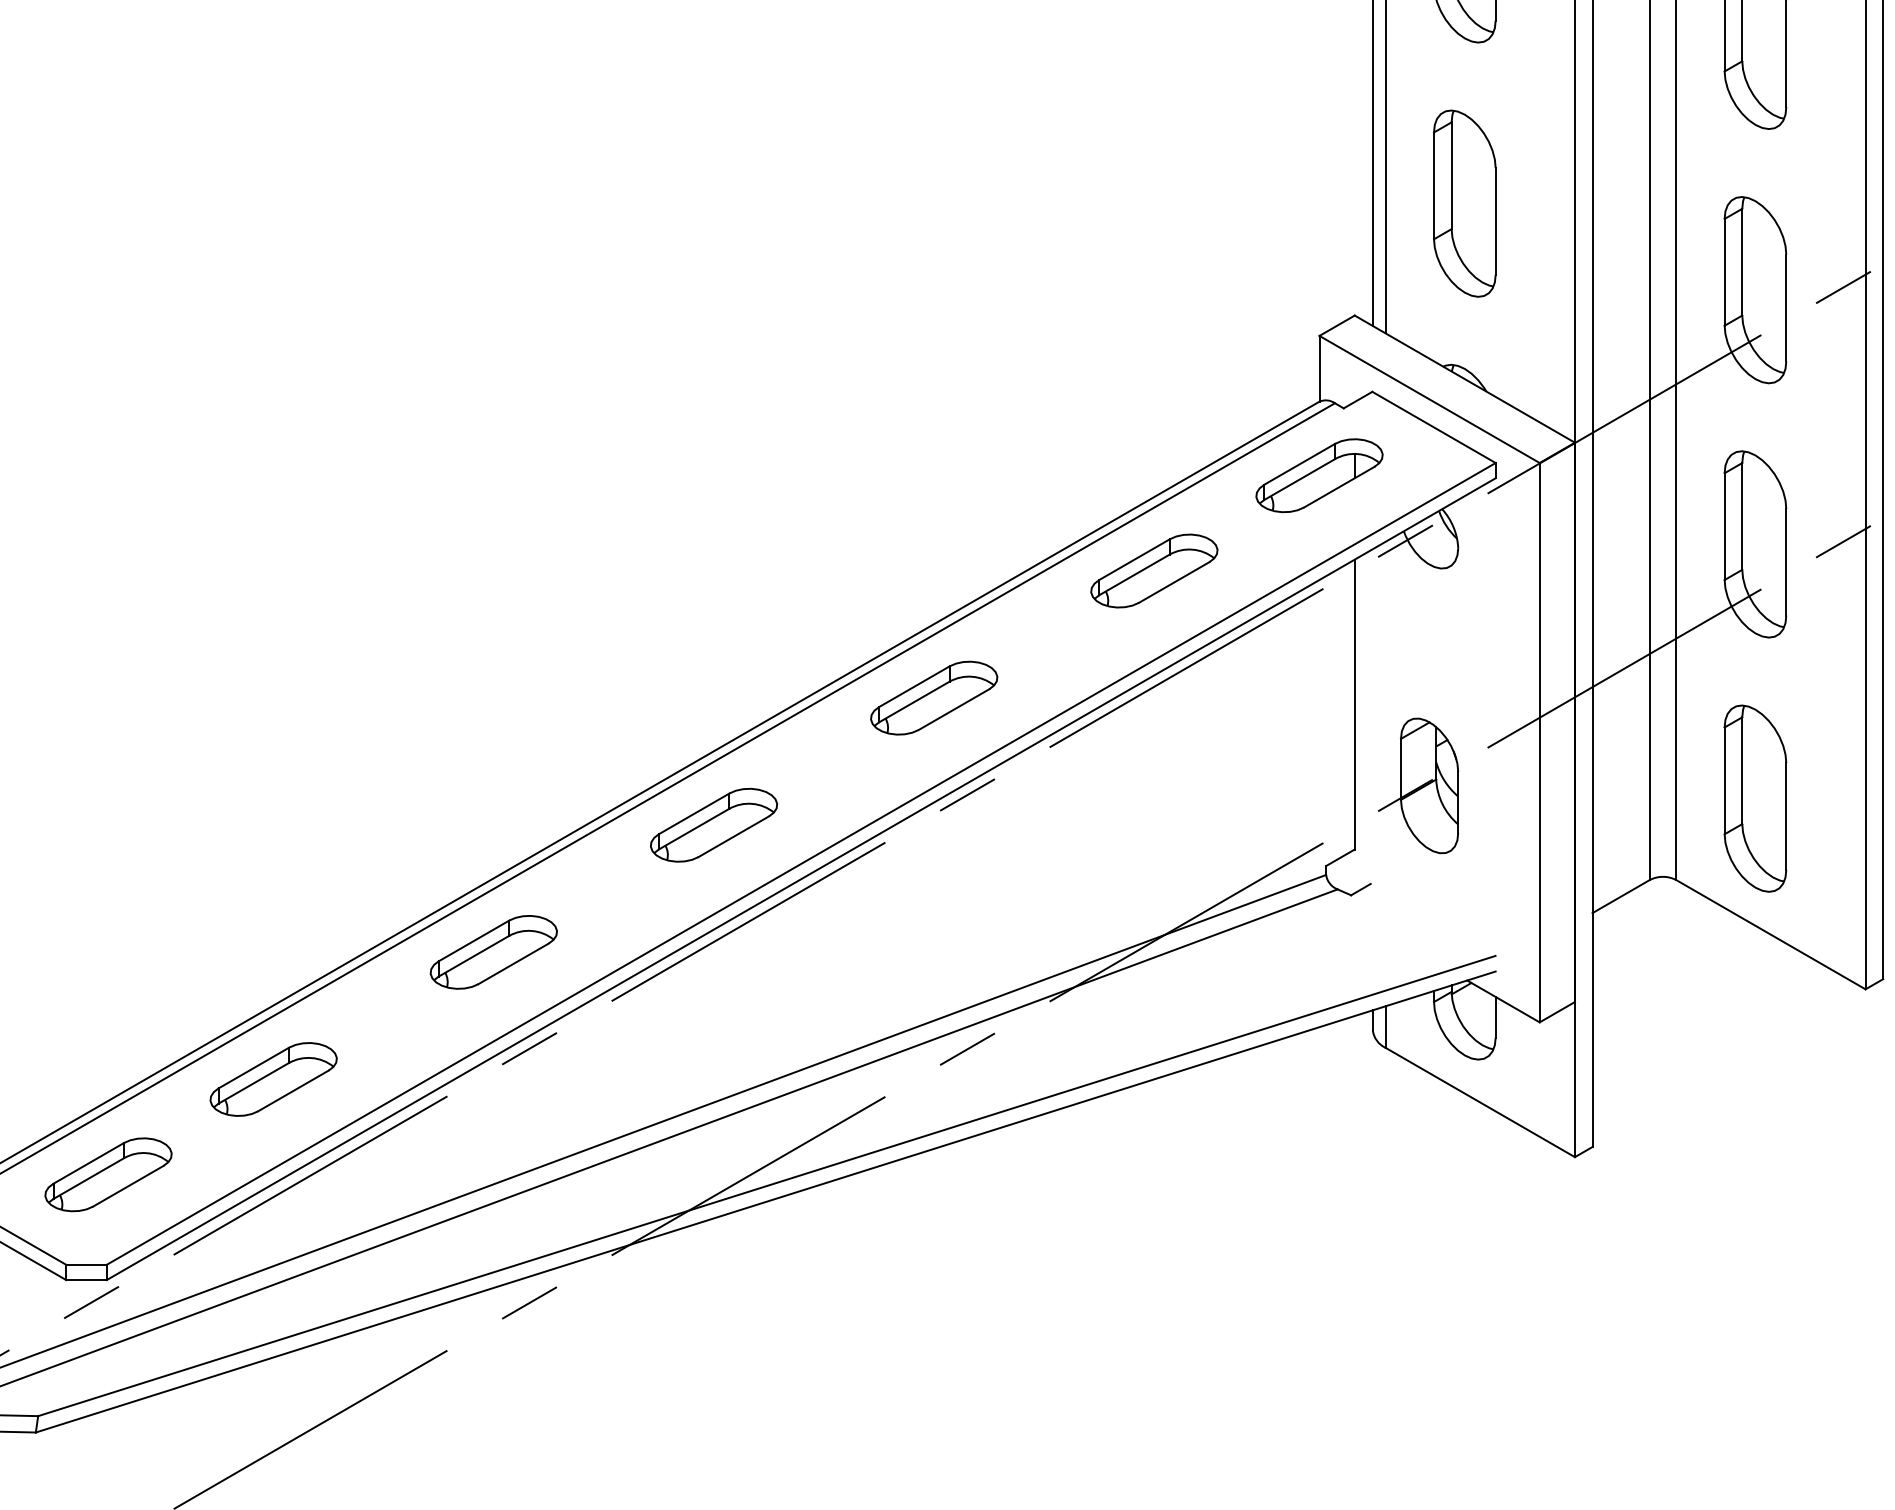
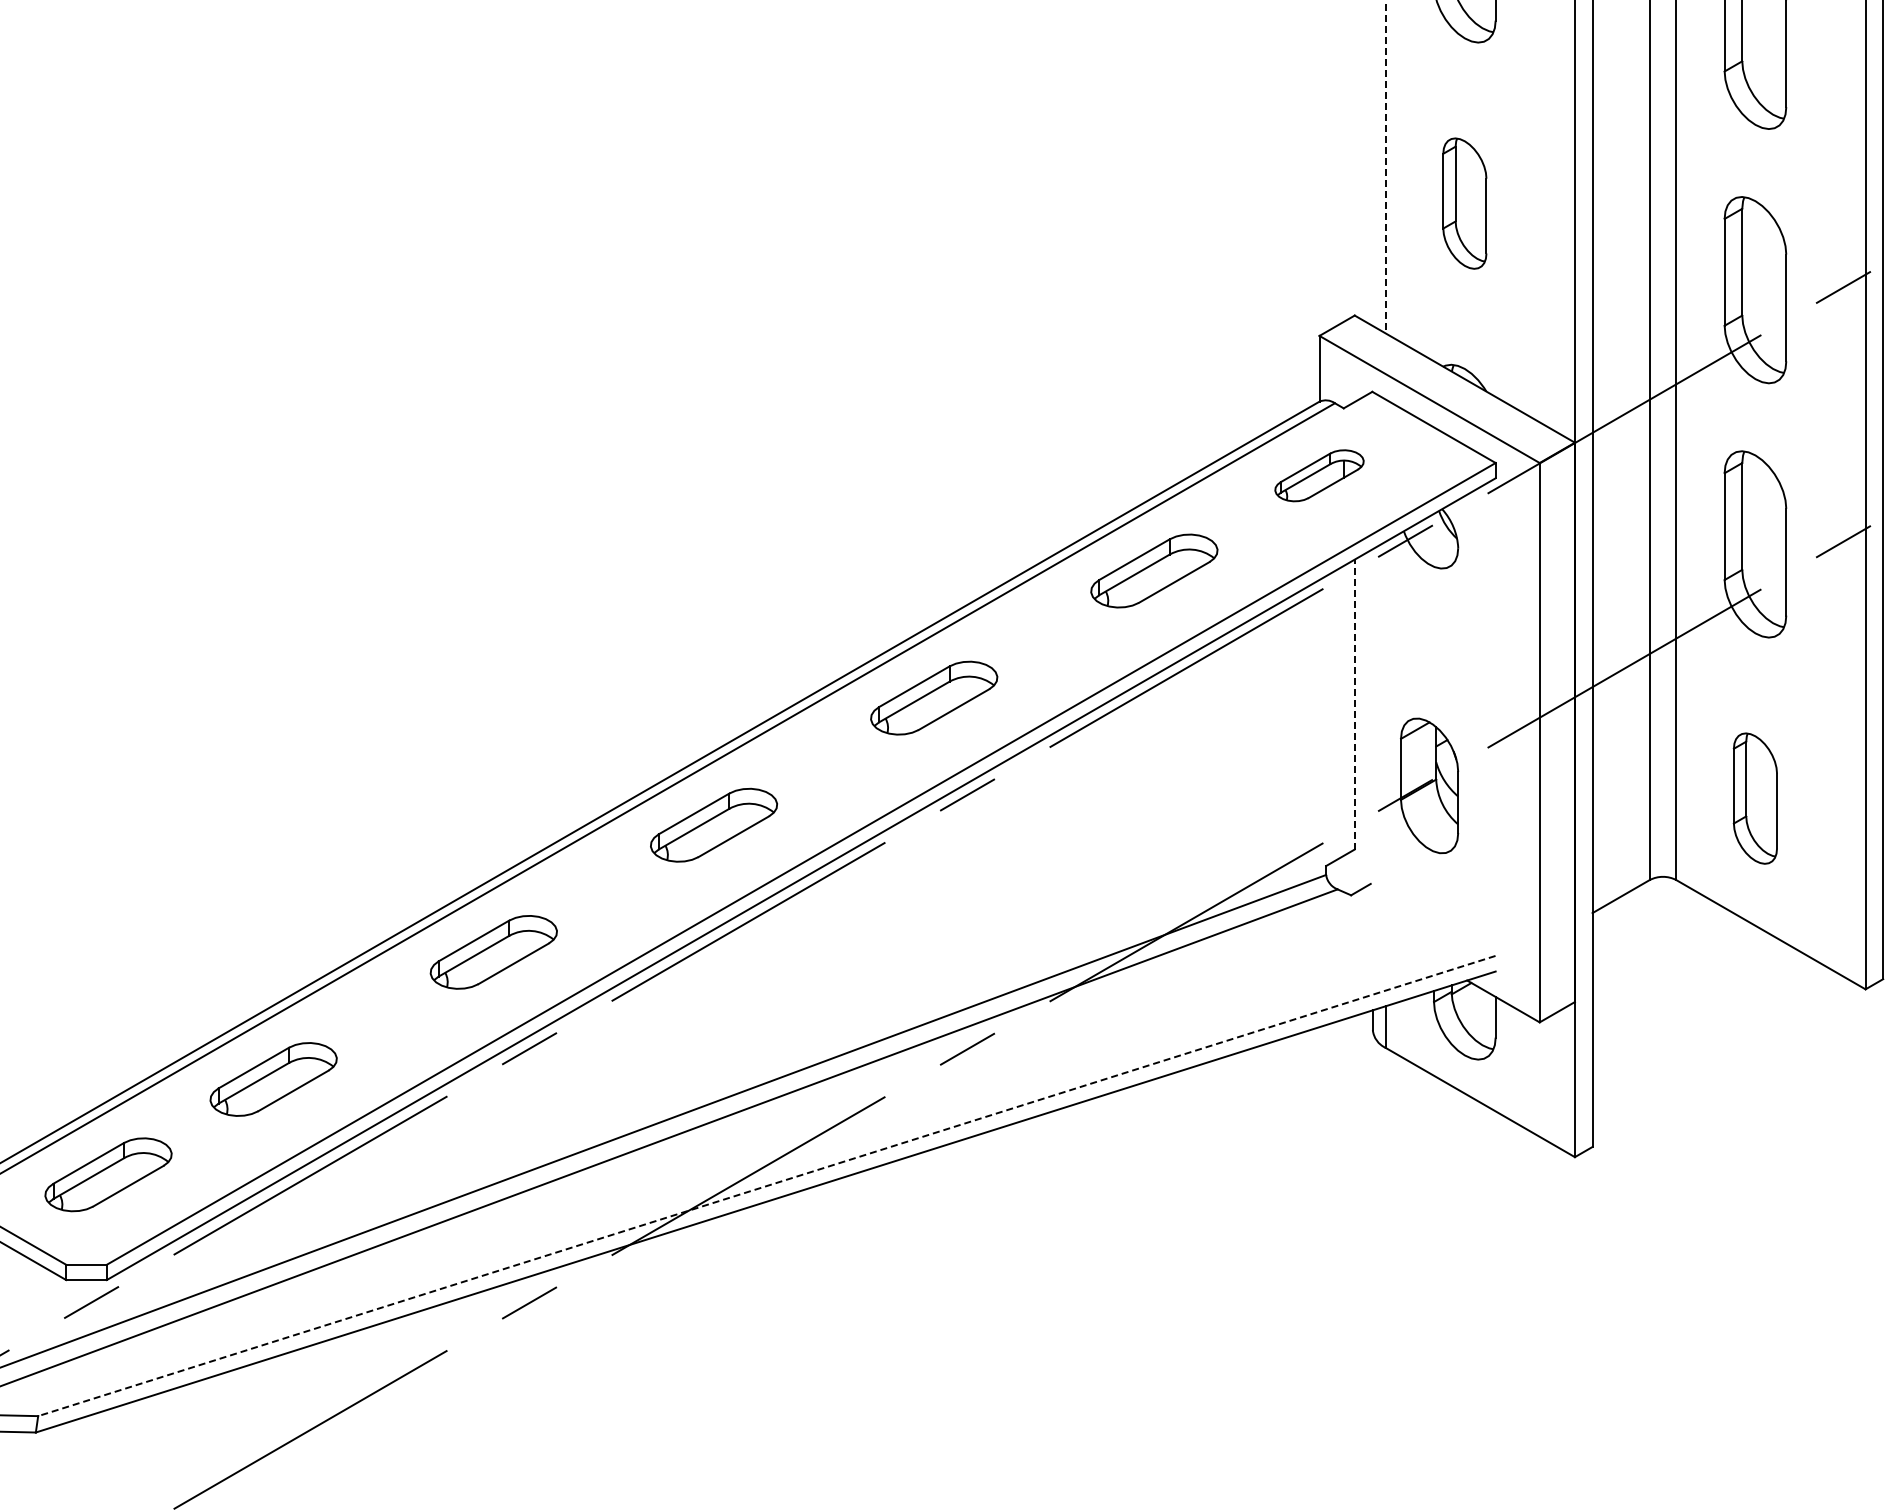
line: present -> none (1372, 164)
line: solid -> dashed (1385, 167)
part size: 64x189 px -> 46x133 px (1464, 203)
part size: 129x76 px -> 91x54 px (1319, 475)
line: solid -> dashed (1354, 704)
part size: 65x189 px -> 46x133 px (1754, 798)
line: solid -> dashed (766, 1186)
